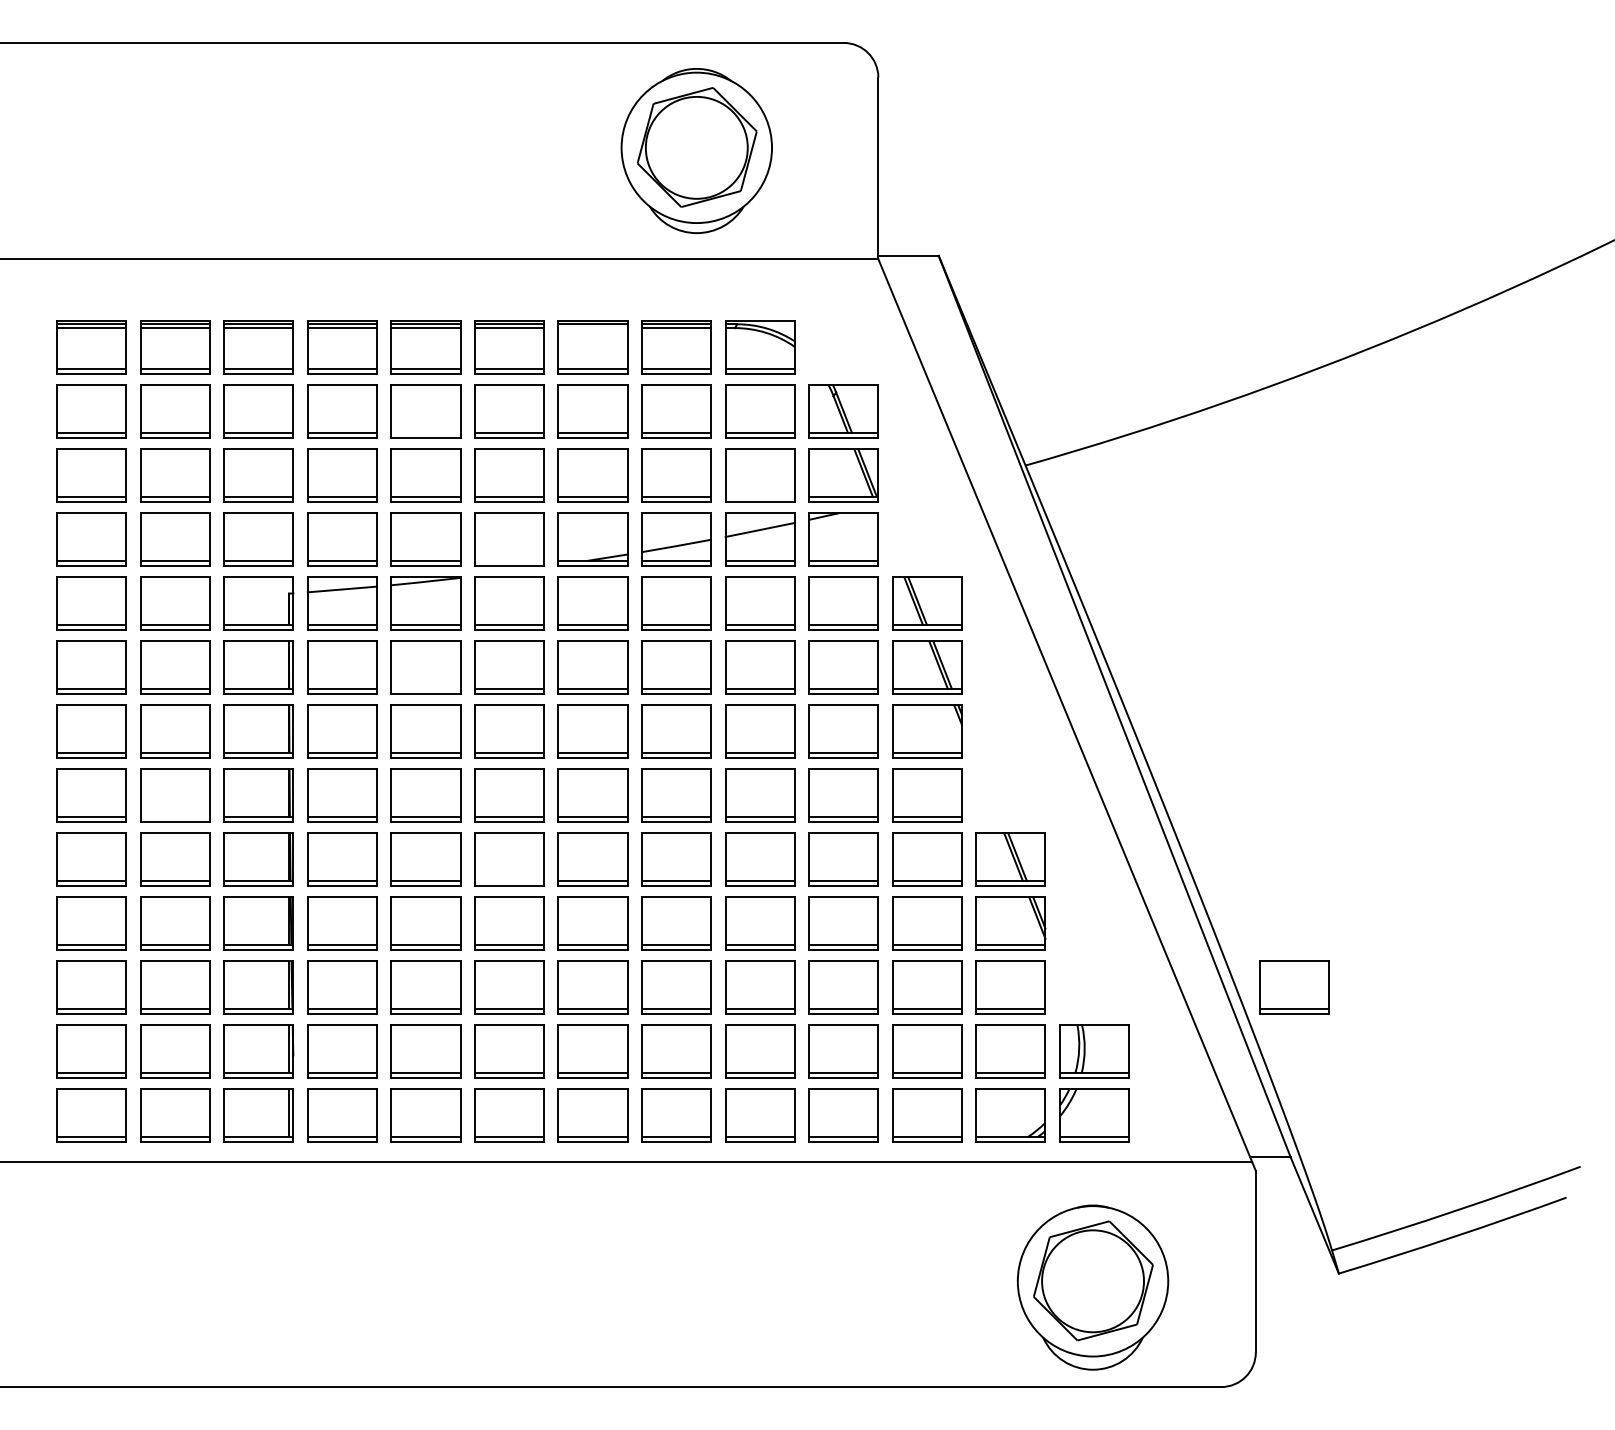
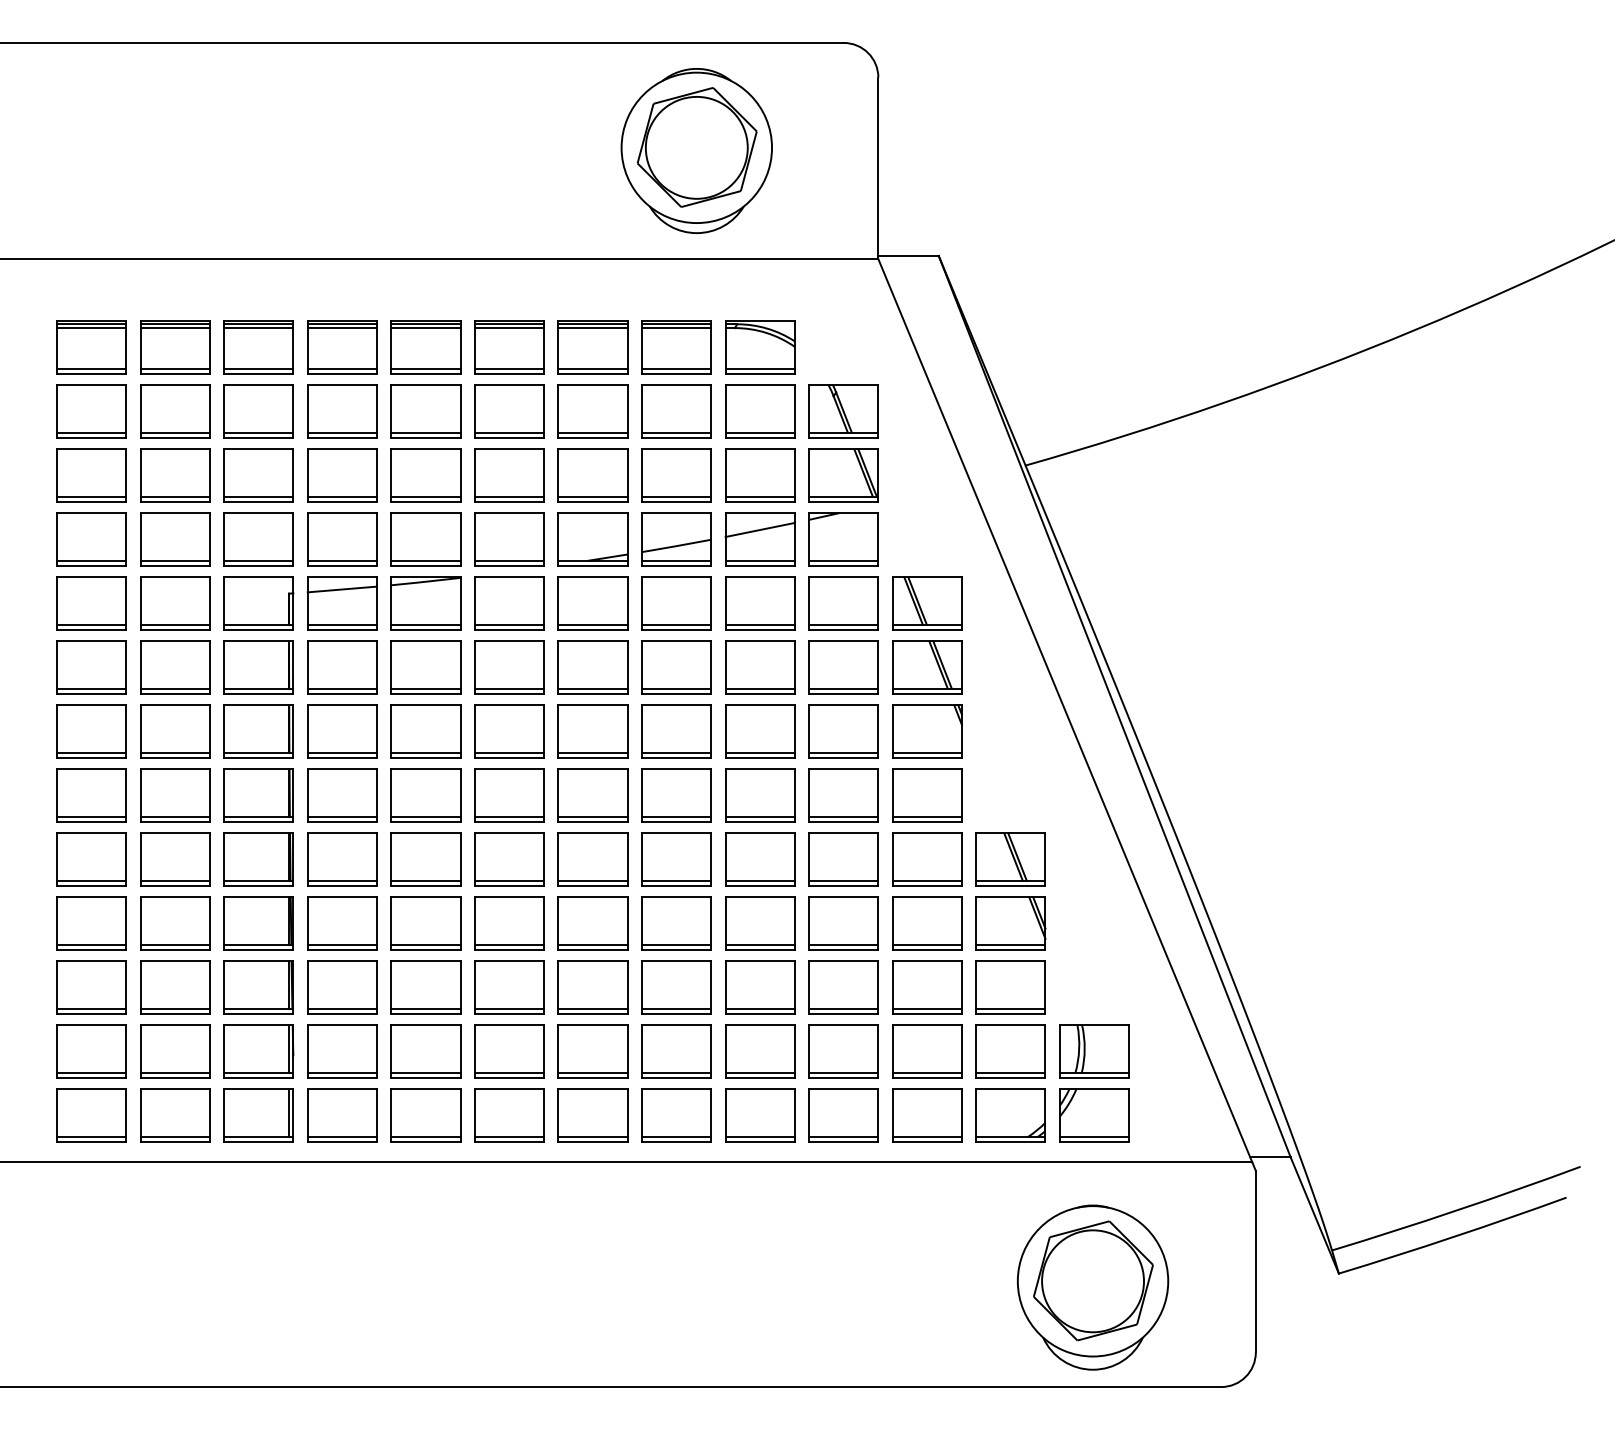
line: none -> present (592, 328)
line: none -> present (425, 432)
line: none -> present (759, 496)
line: none -> present (509, 560)
line: none -> present (425, 688)
line: none -> present (174, 816)
line: none -> present (509, 880)
part: present -> none (1294, 987)
